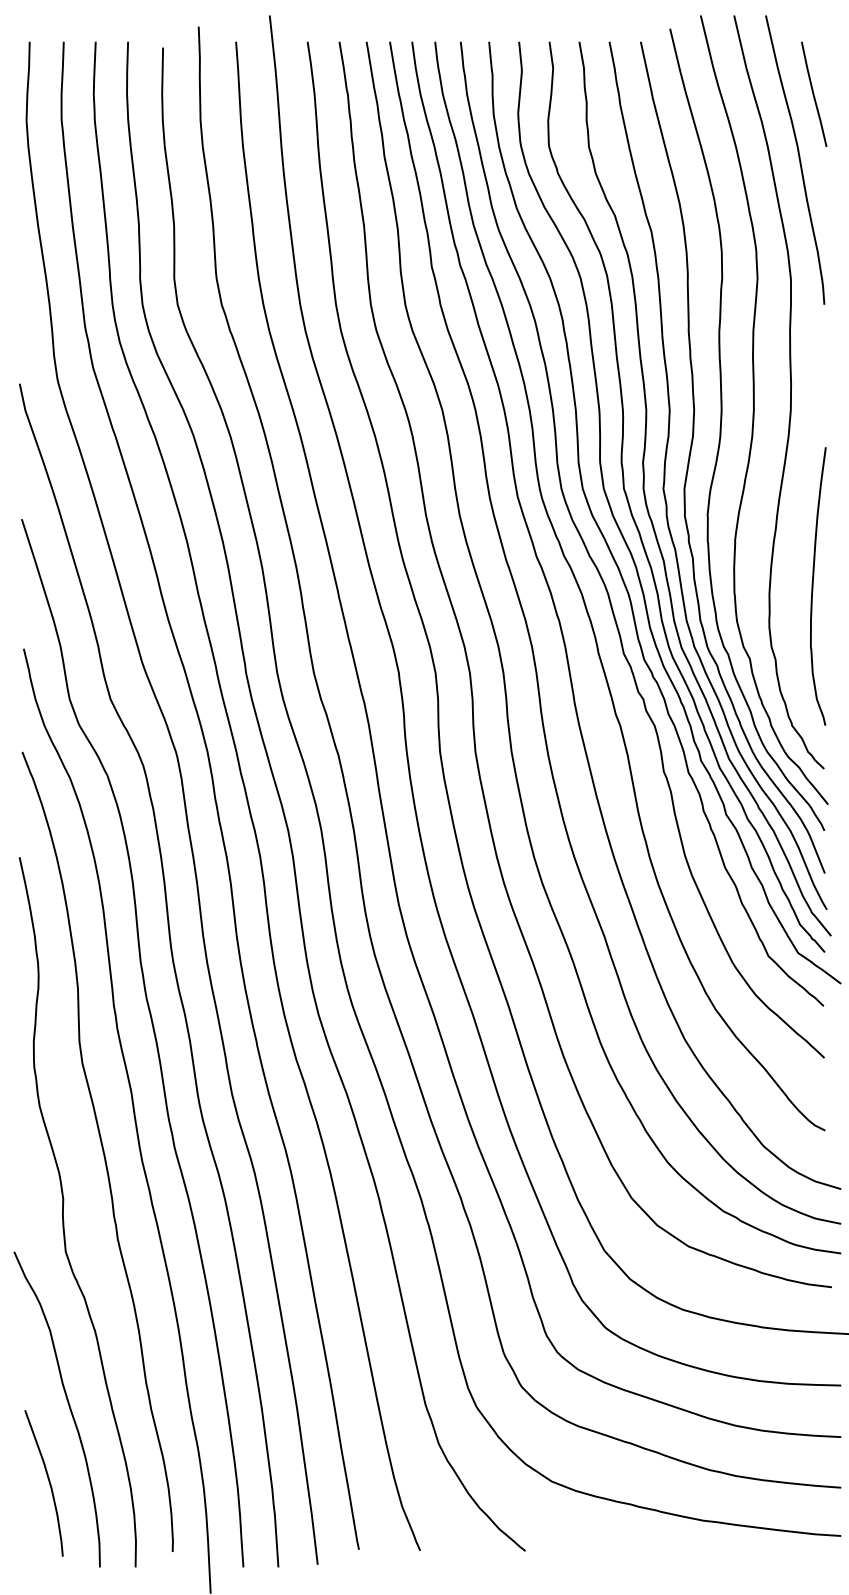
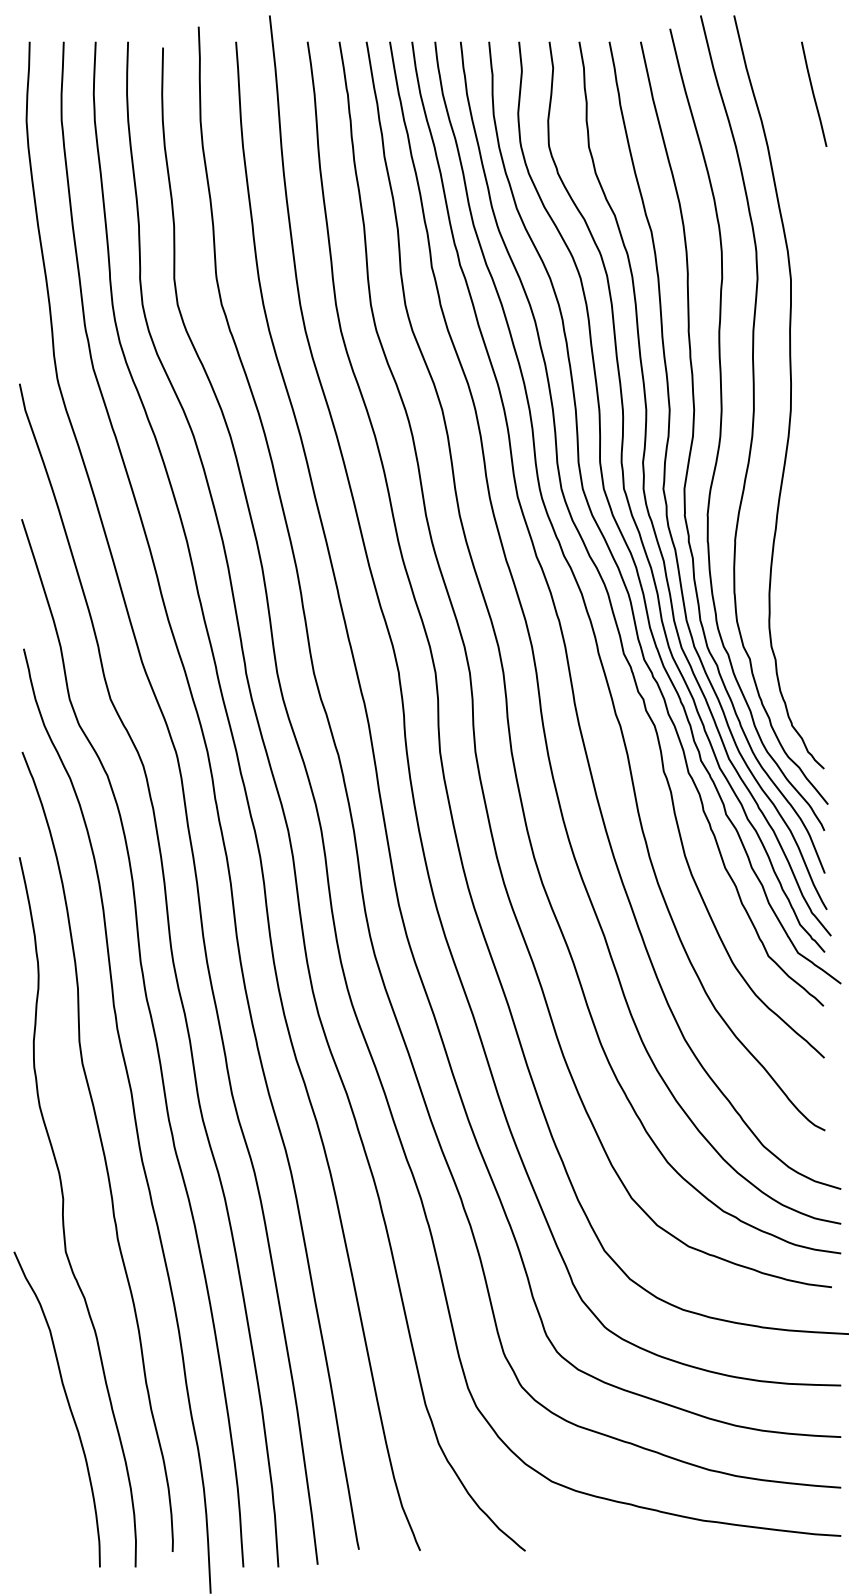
curve: present -> none (798, 158)
curve: present -> none (813, 586)
curve: present -> none (48, 1482)
